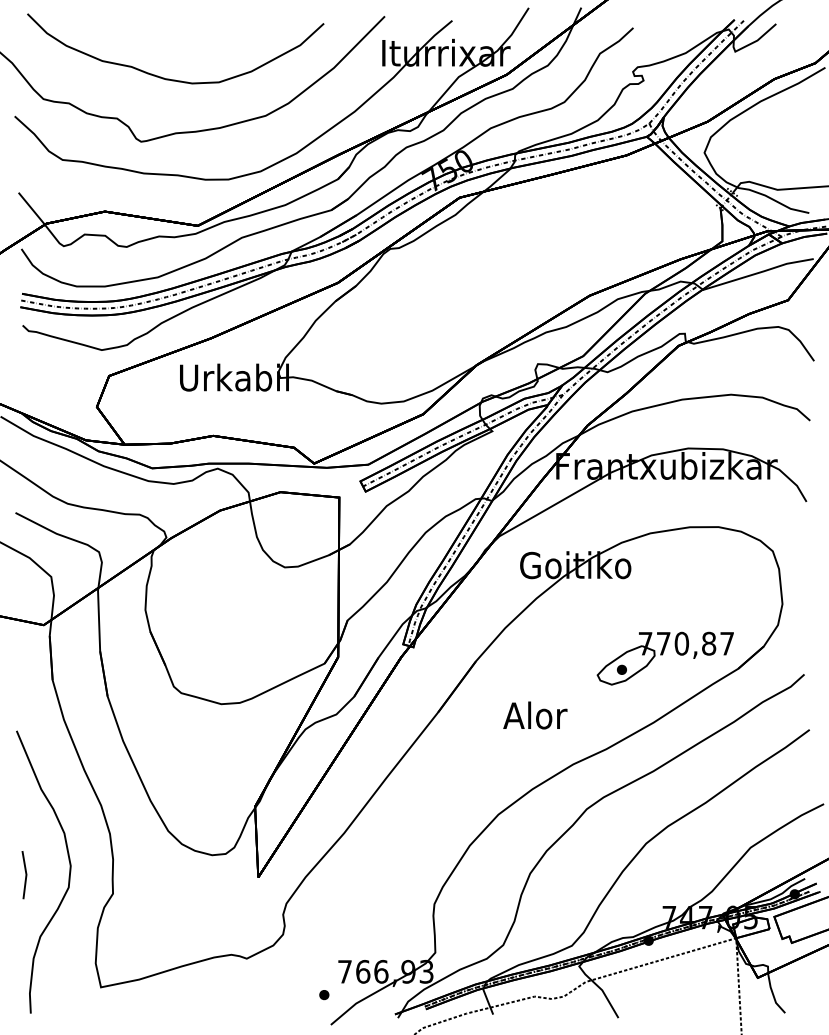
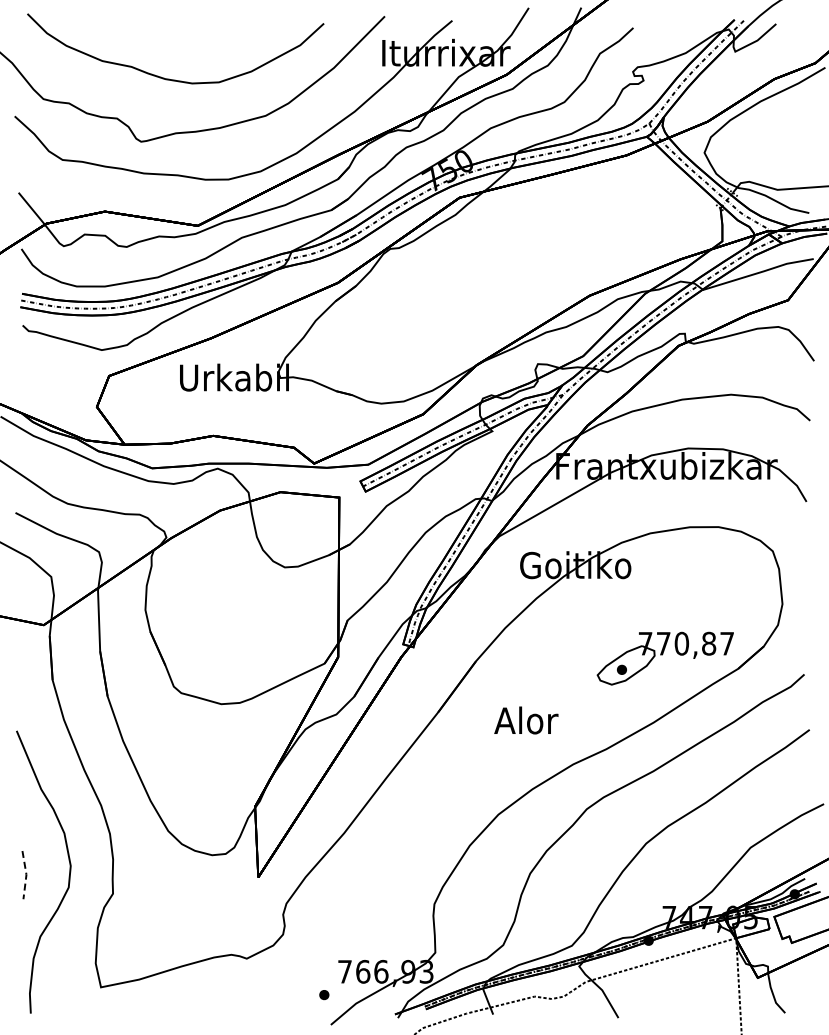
text position: (535, 715) -> (526, 720) (526, 720)
line: solid -> dashed (26, 874)
